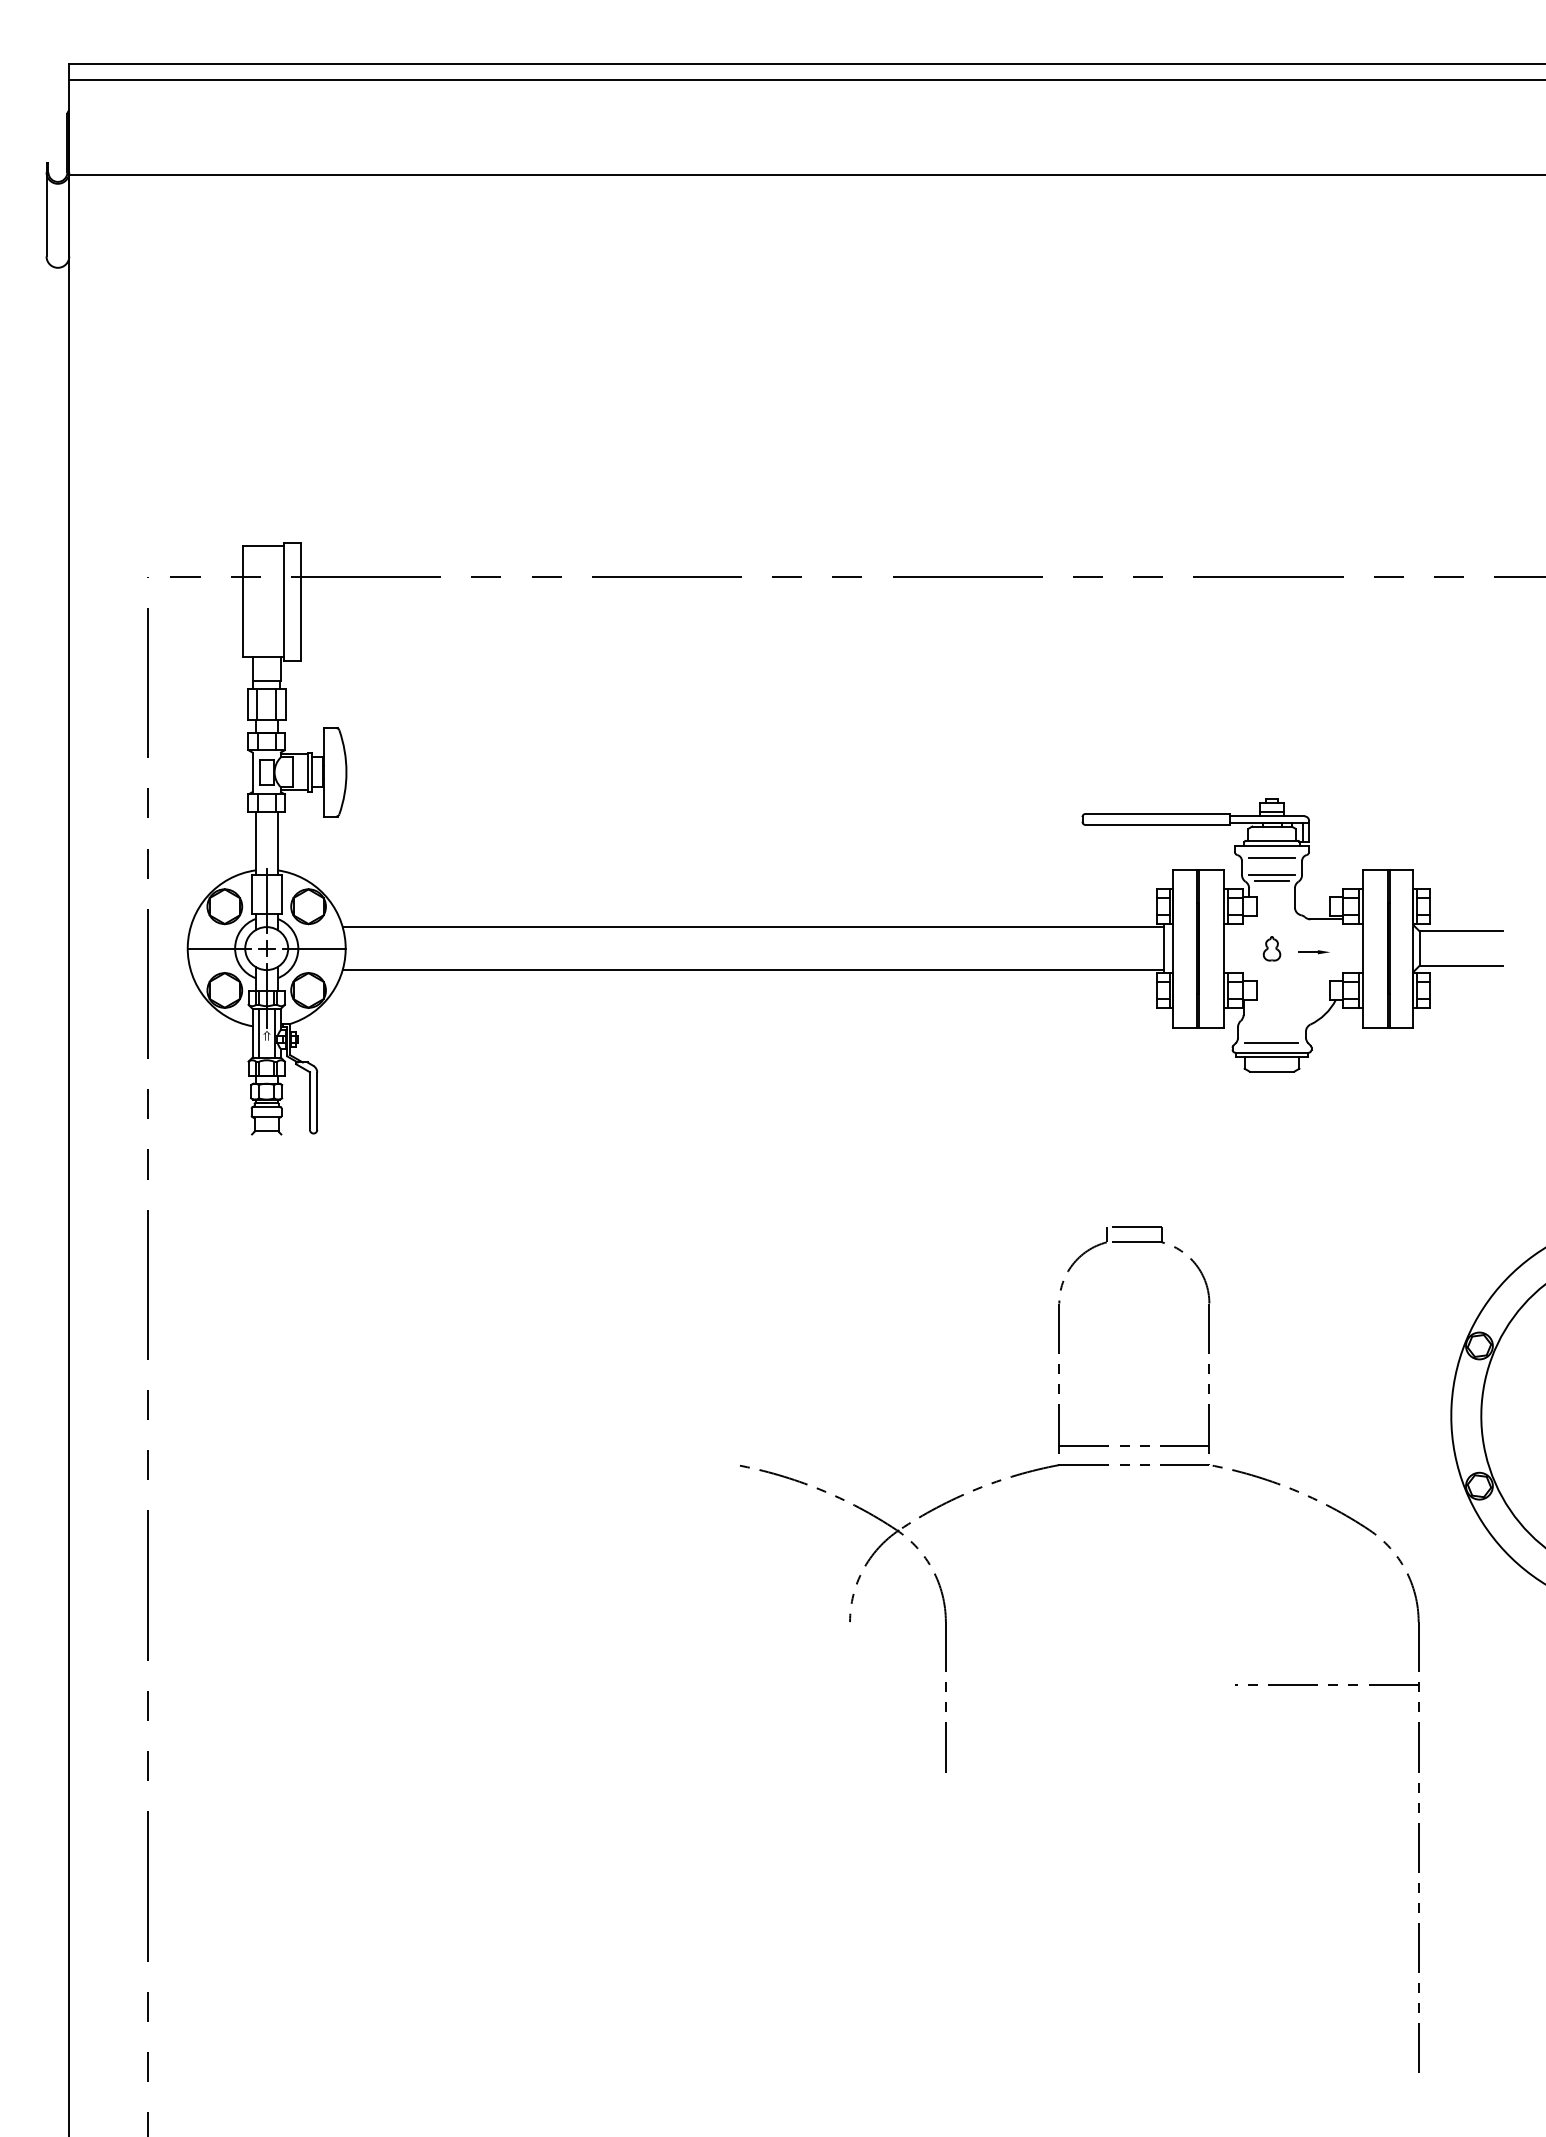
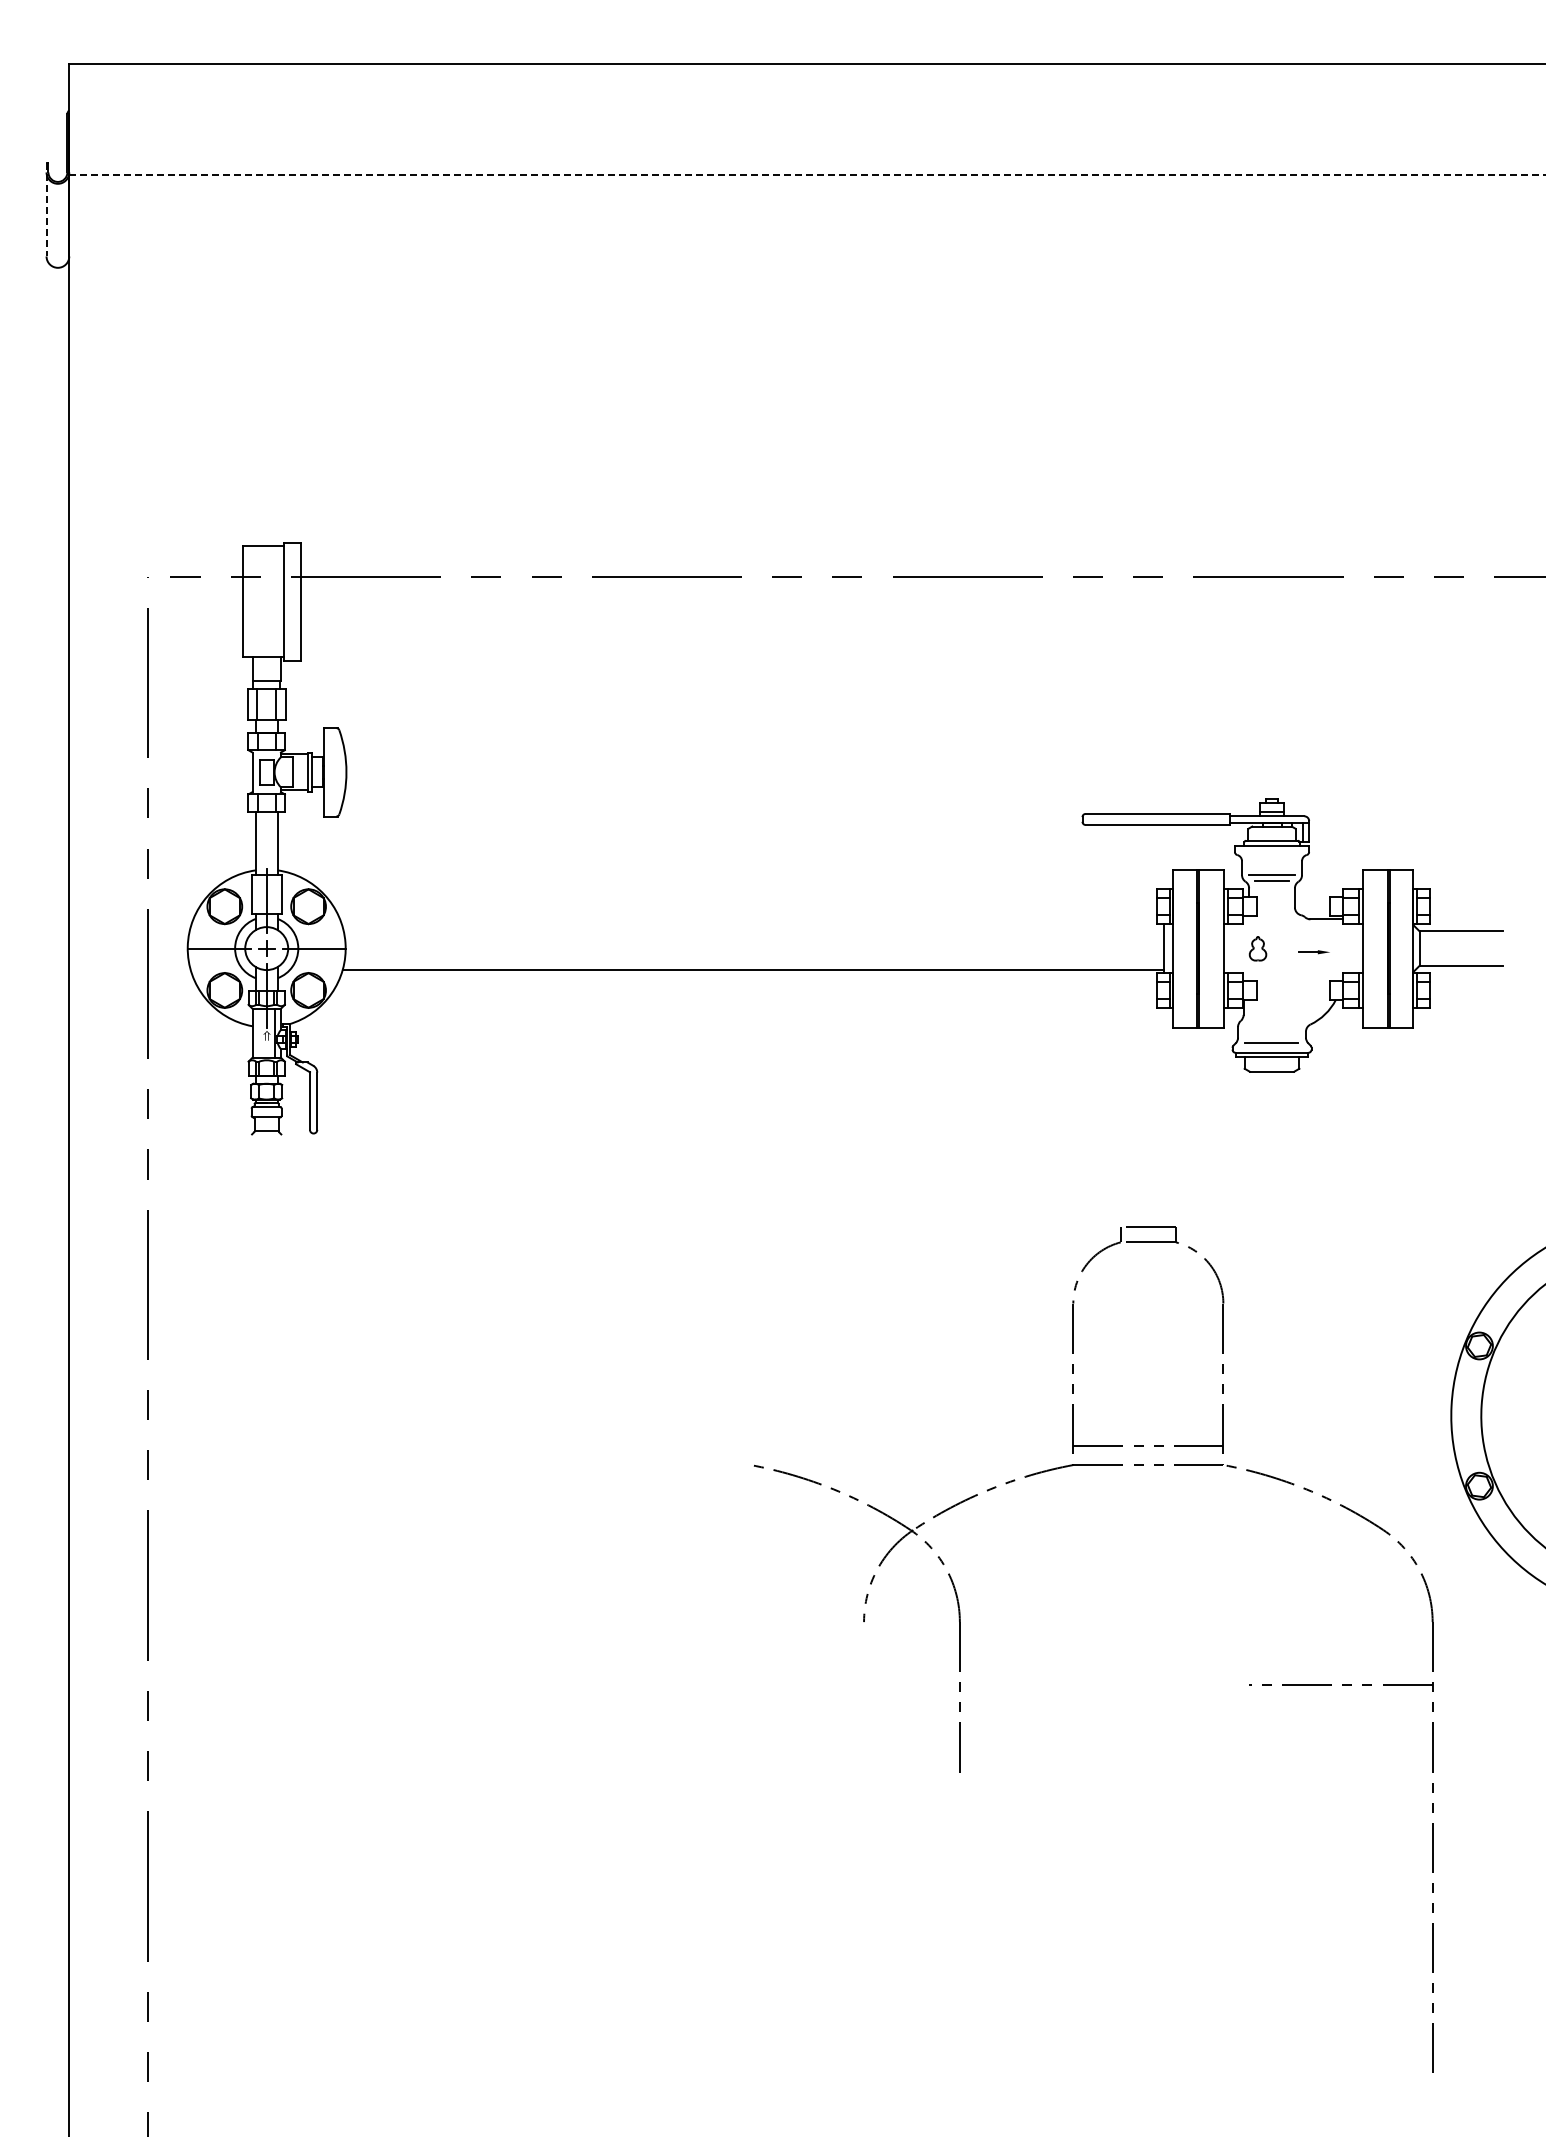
line: present -> none (805, 79)
line: solid -> dashed (808, 174)
line: solid -> dashed (46, 209)
line: present -> none (1271, 857)
line: present -> none (752, 927)
part position: (1271, 948) -> (1257, 948) (1257, 948)
line: present -> none (258, 1032)
part position: (946, 1649) -> (960, 1649) (960, 1649)
